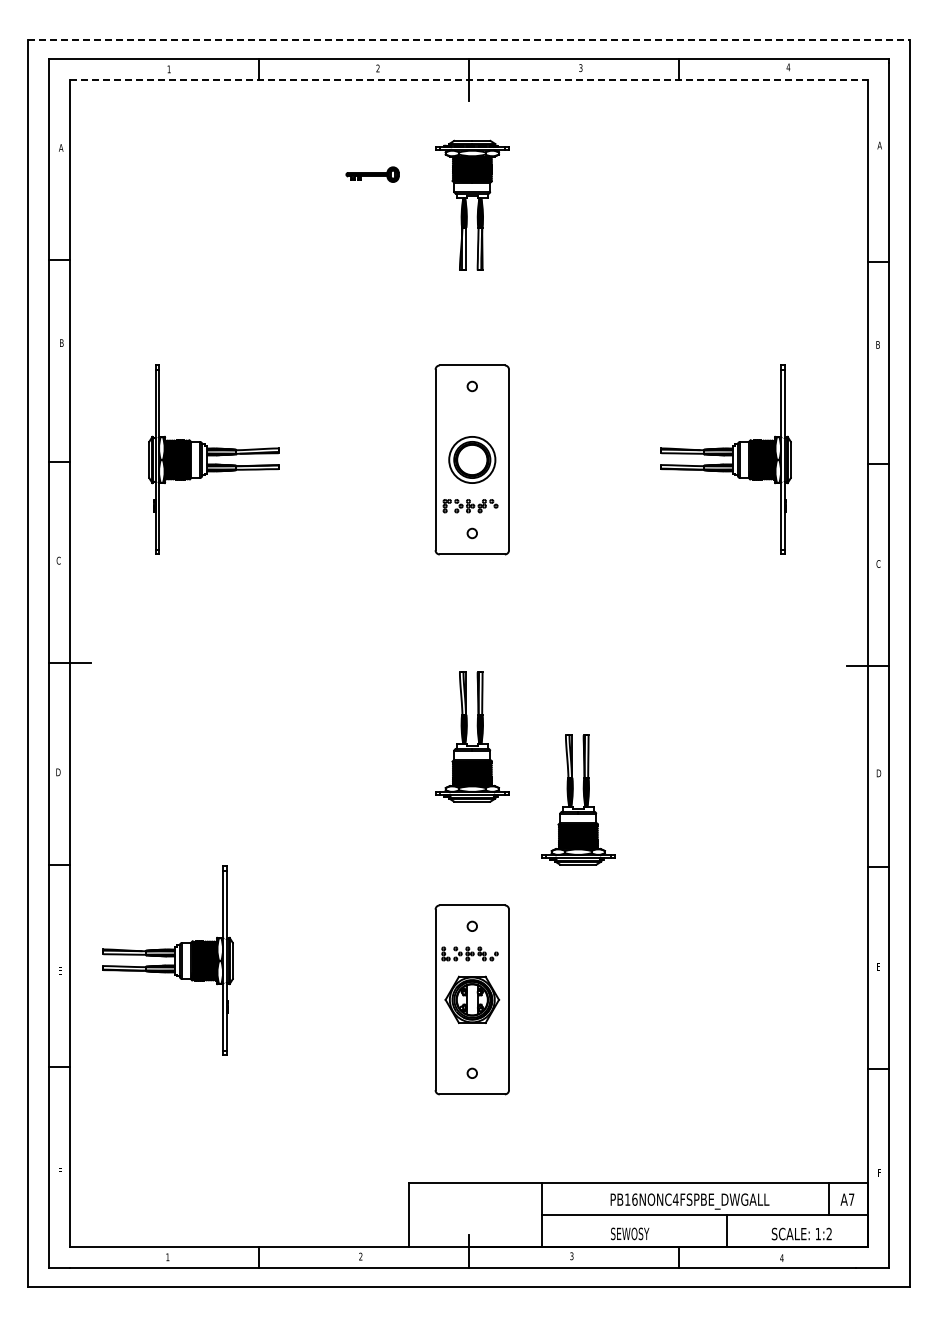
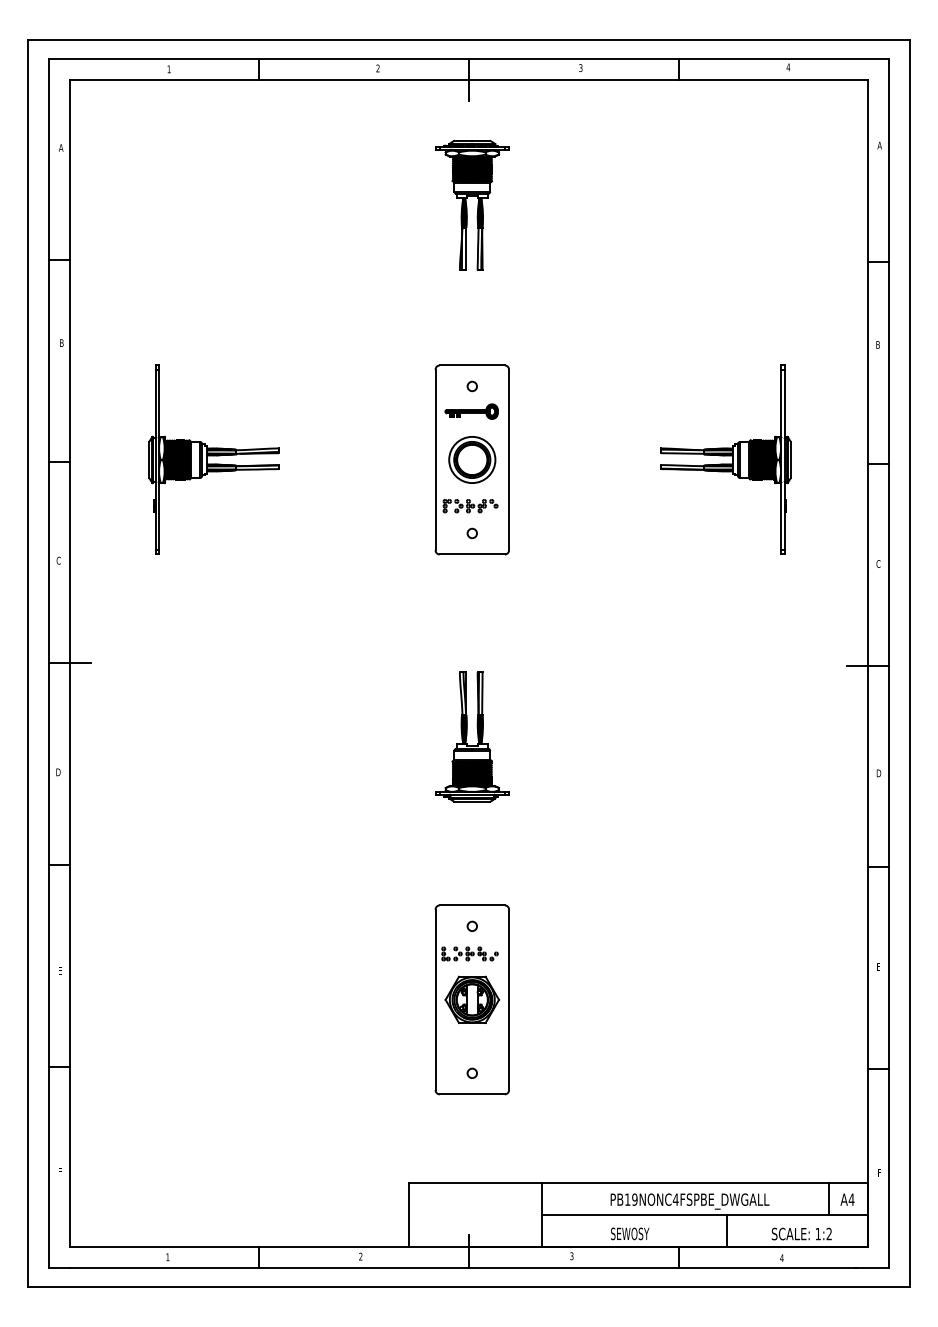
line: dashed -> solid (469, 39)
line: dashed -> solid (469, 79)
part position: (372, 174) -> (471, 411) (471, 411)
part: present -> none (578, 799)
part: present -> none (167, 960)
text: PB16NONC4FSPBE_DWGALL -> PB19NONC4FSPBE_DWGALL (634, 1199)
text: A7 -> A4 (851, 1199)
